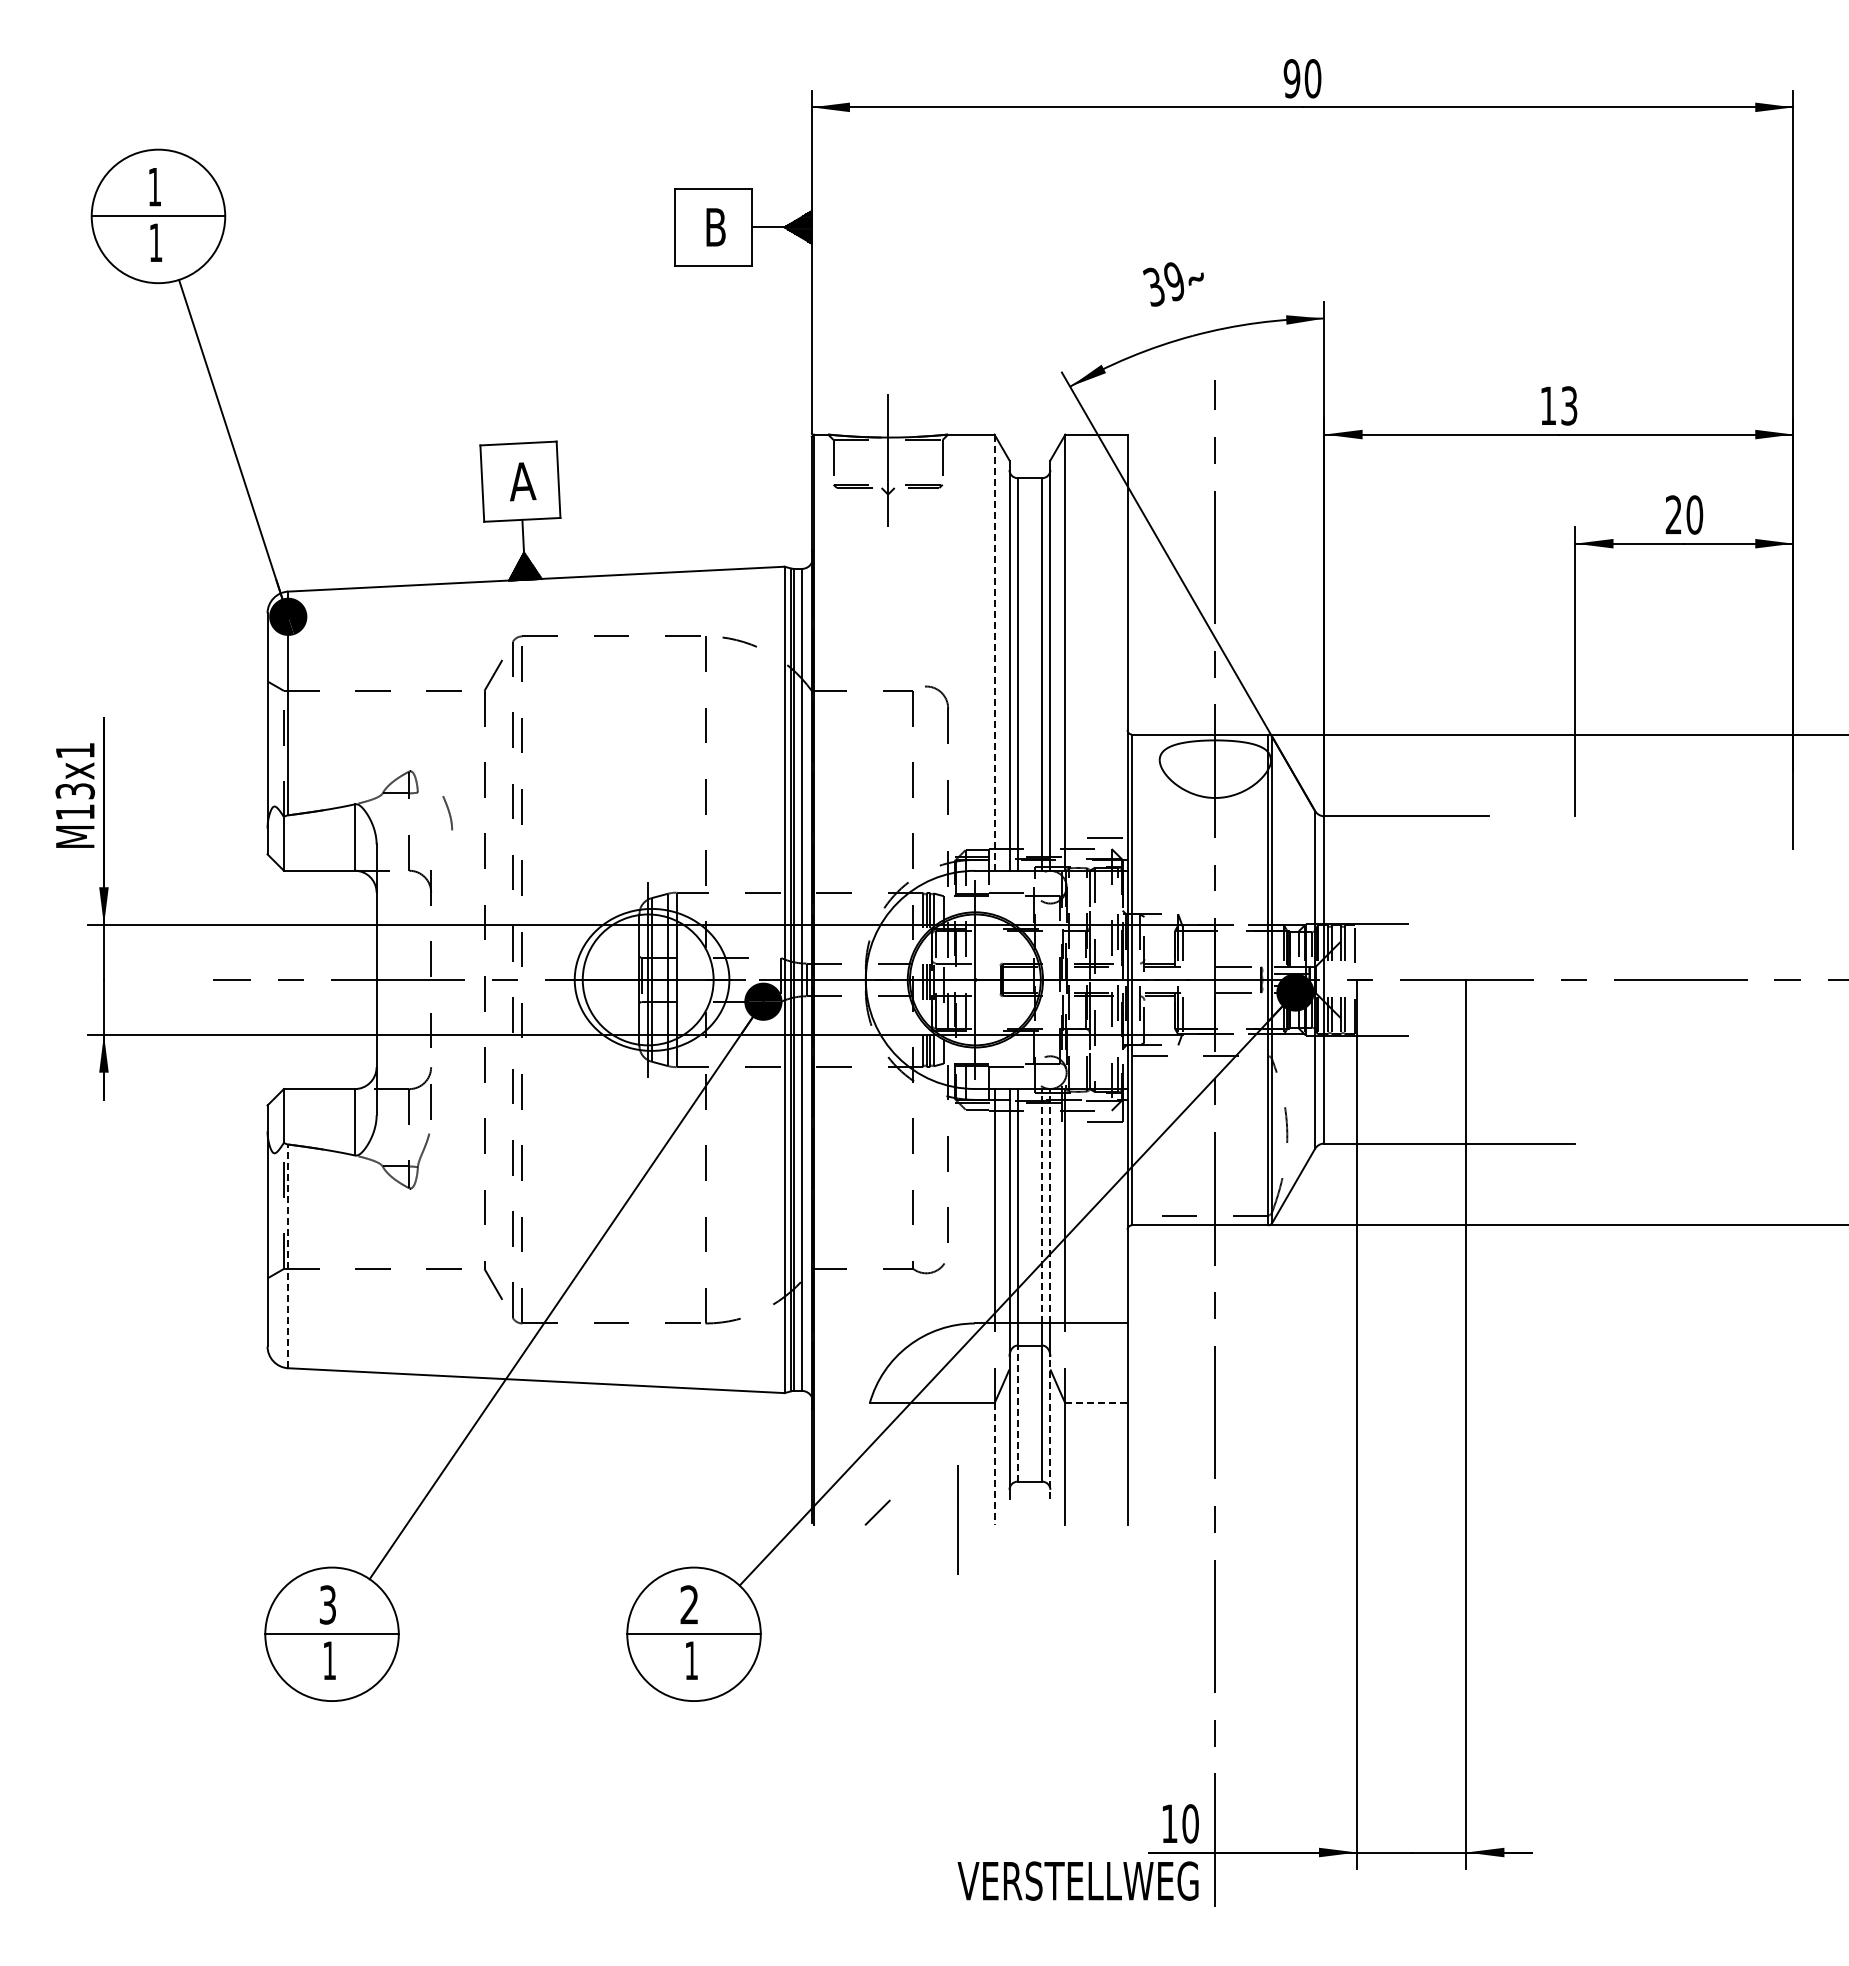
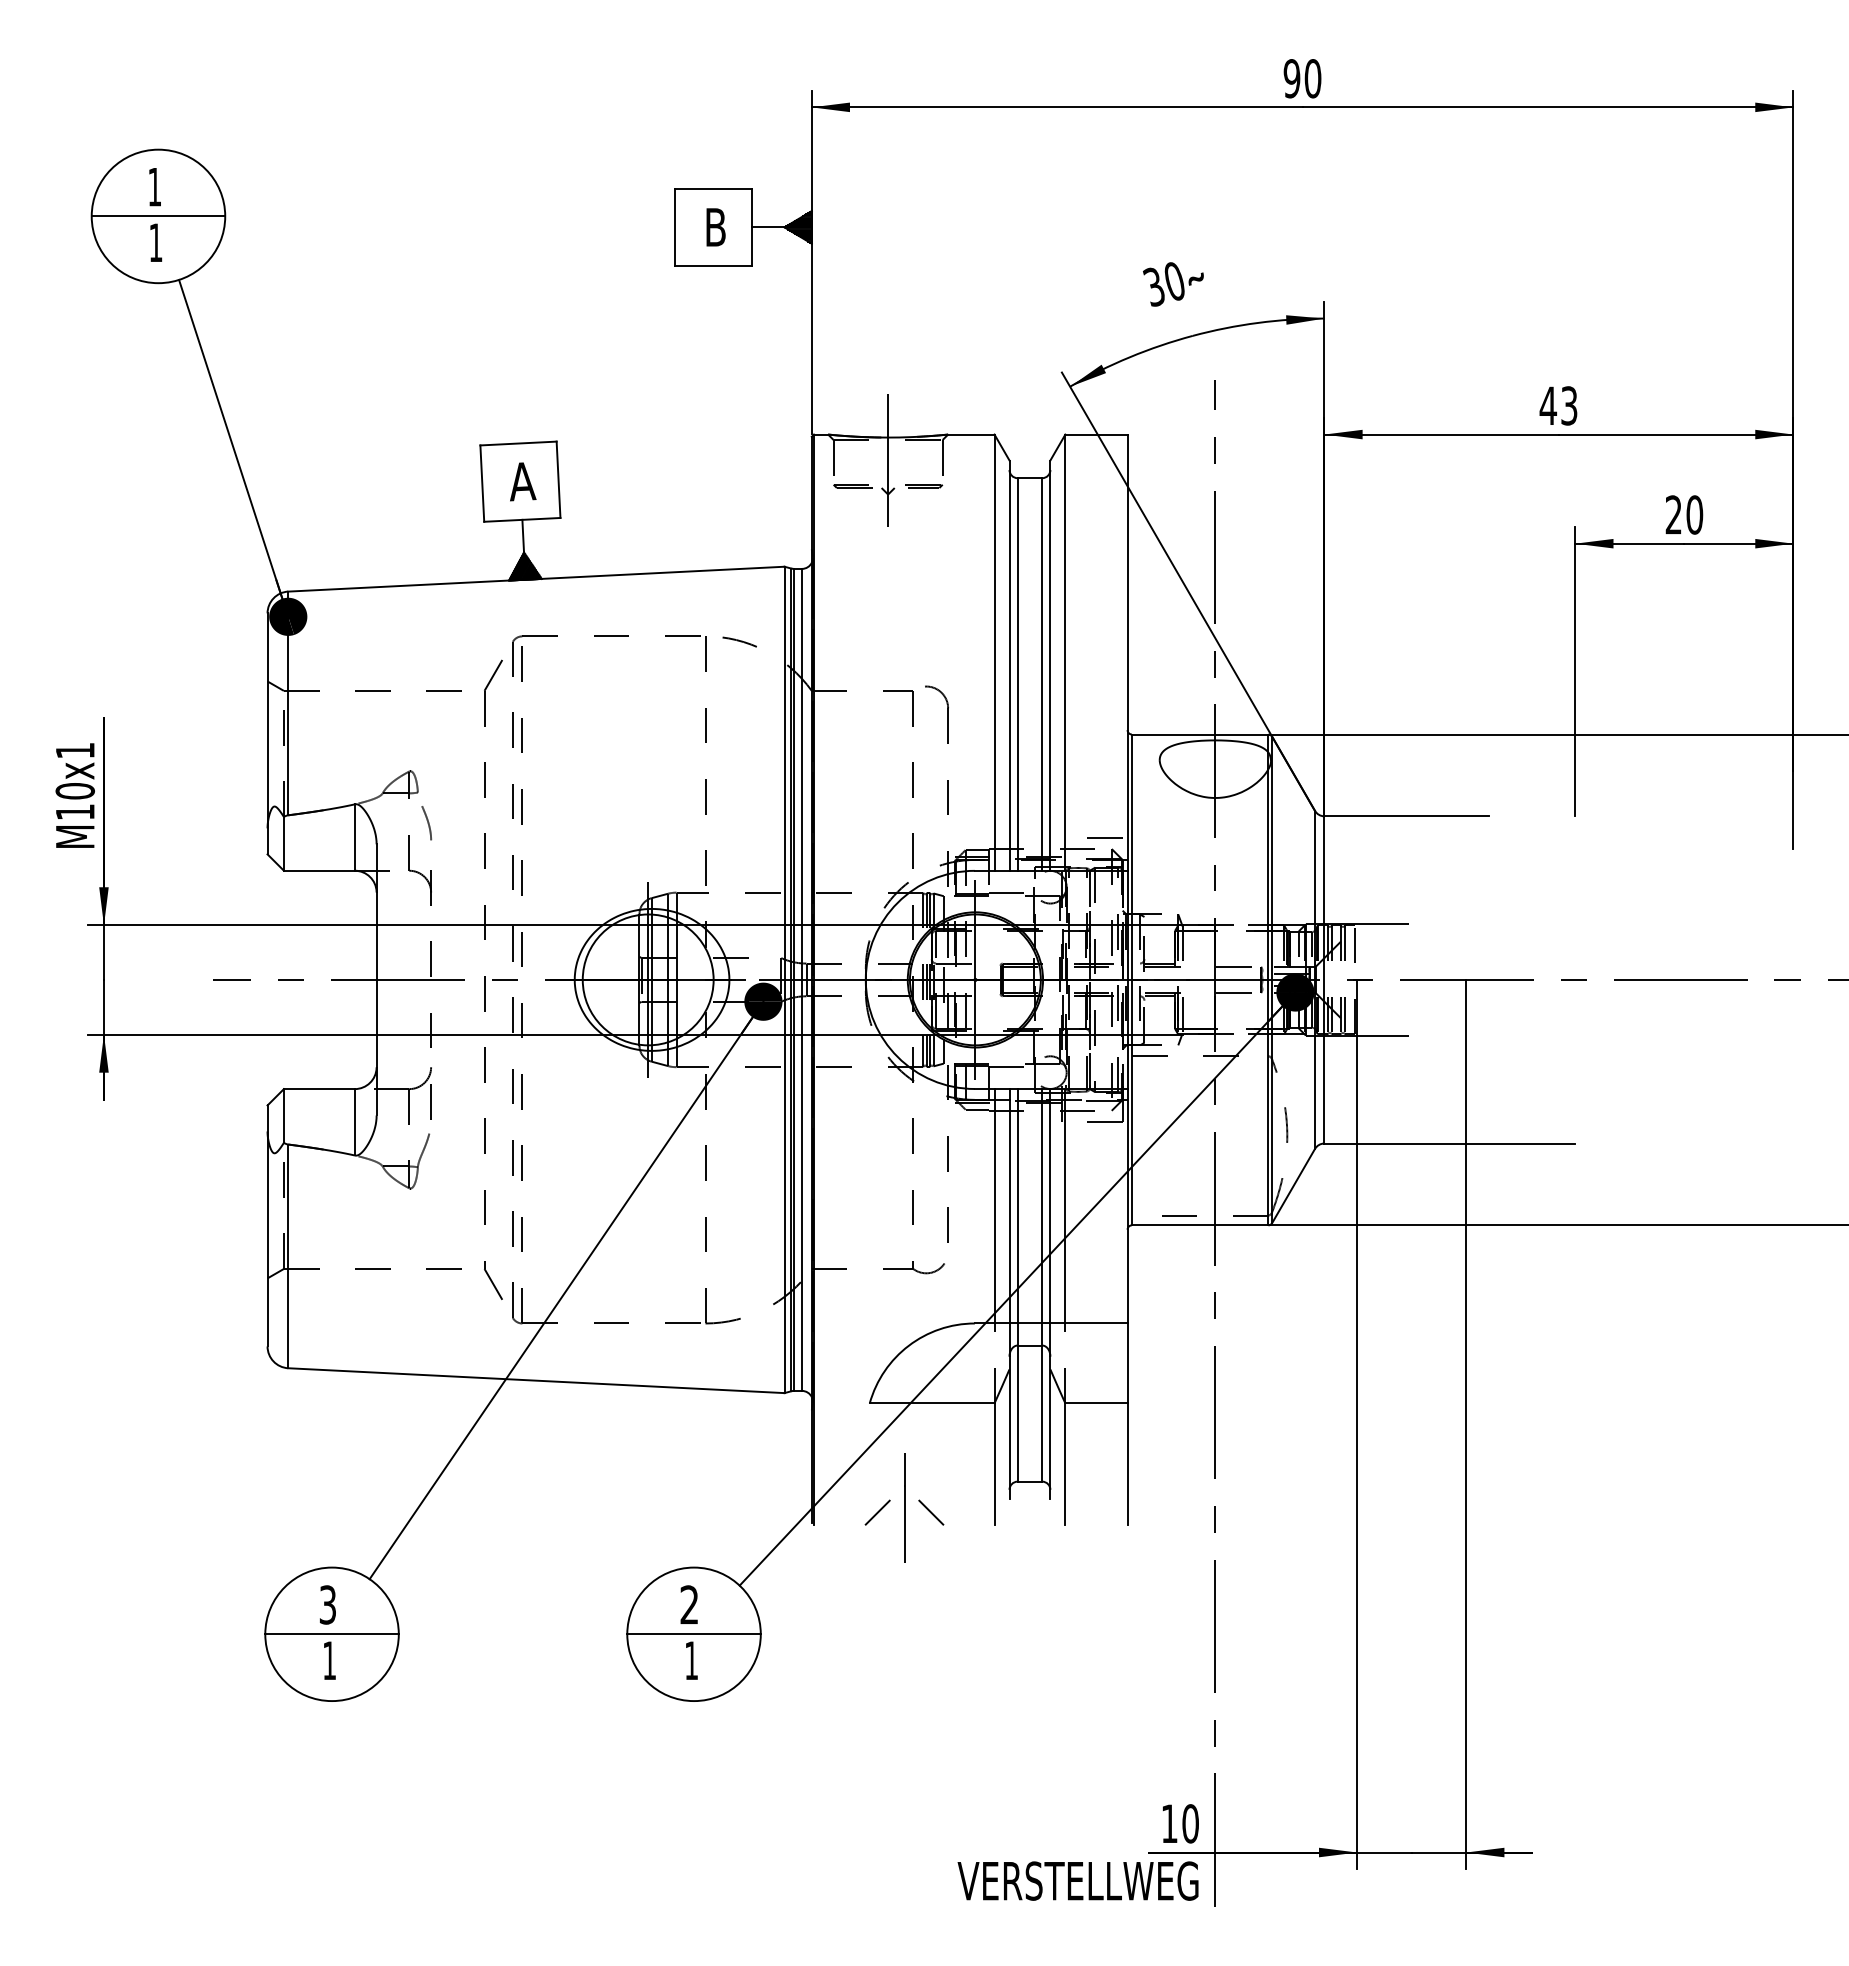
text: 39 -> 30 (1174, 281)
text: 13 -> 43 (1548, 405)
line: dashed -> solid (994, 653)
text: M13x1 -> M10x1 (74, 791)
curve position: (448, 813) -> (427, 823) (427, 823)
line: dashed -> solid (1042, 1205)
line: dashed -> solid (1050, 1205)
line: dashed -> solid (288, 1256)
line: dashed -> solid (1096, 1403)
line: dashed -> solid (1017, 1413)
line: dashed -> solid (1050, 1427)
line: dashed -> solid (994, 1464)
line: none -> present (931, 1512)
line position: (957, 1519) -> (904, 1507) (904, 1507)
